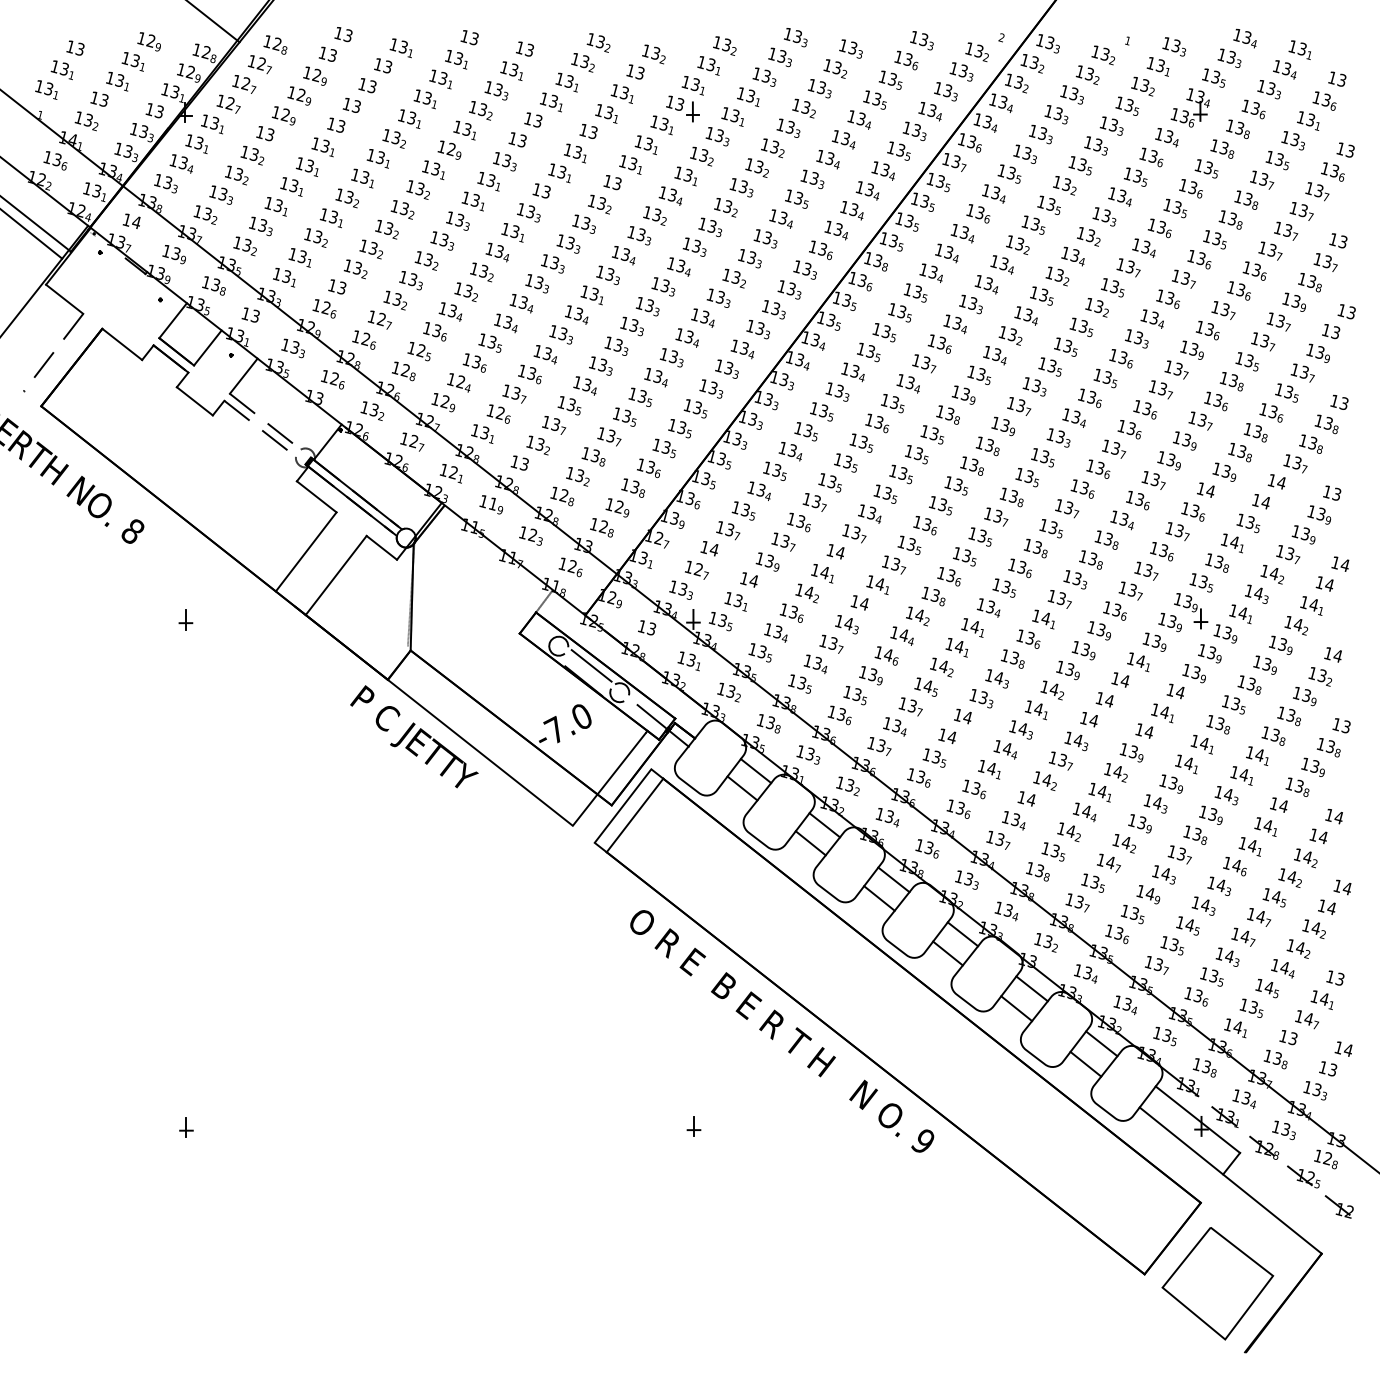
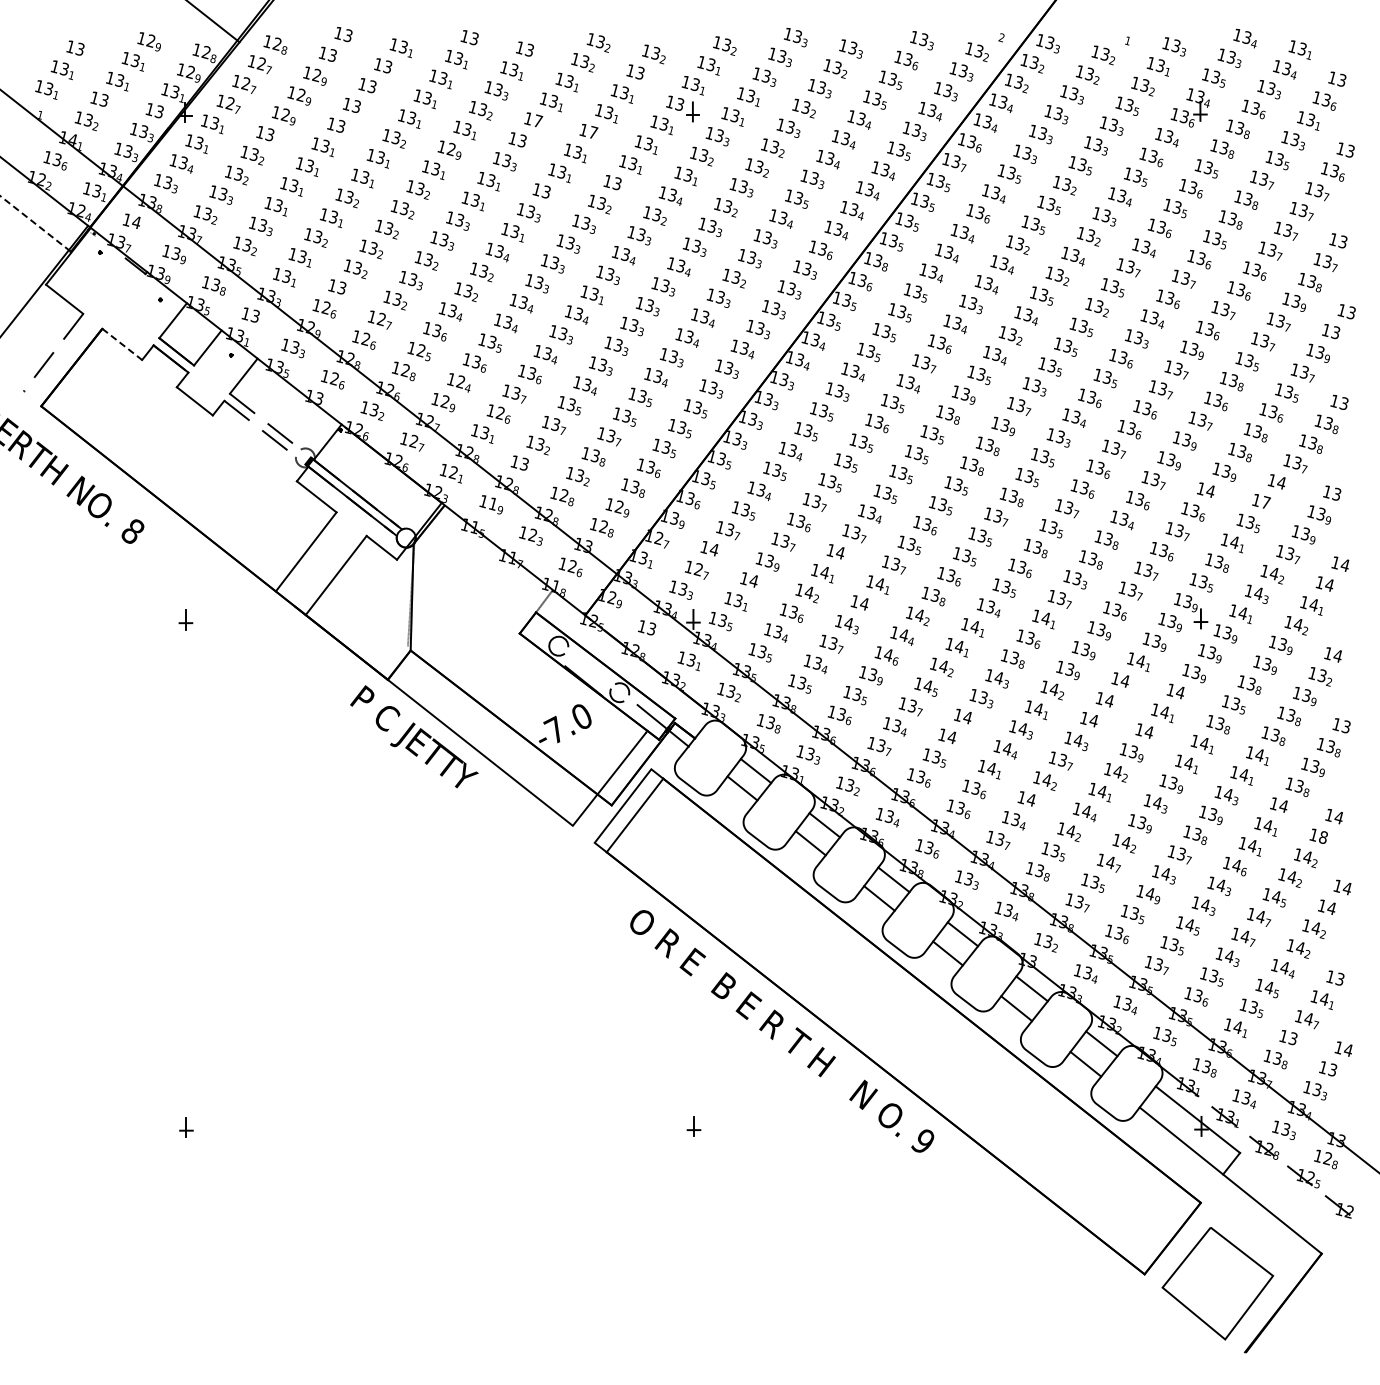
text: 13 -> 17 (538, 120)
text: 13 -> 17 (593, 131)
line: solid -> dashed (35, 223)
line: present -> none (32, 234)
line: solid -> dashed (122, 344)
text: 14 -> 17 (1265, 502)
line: present -> none (591, 665)
text: 14 -> 18 (1322, 837)
